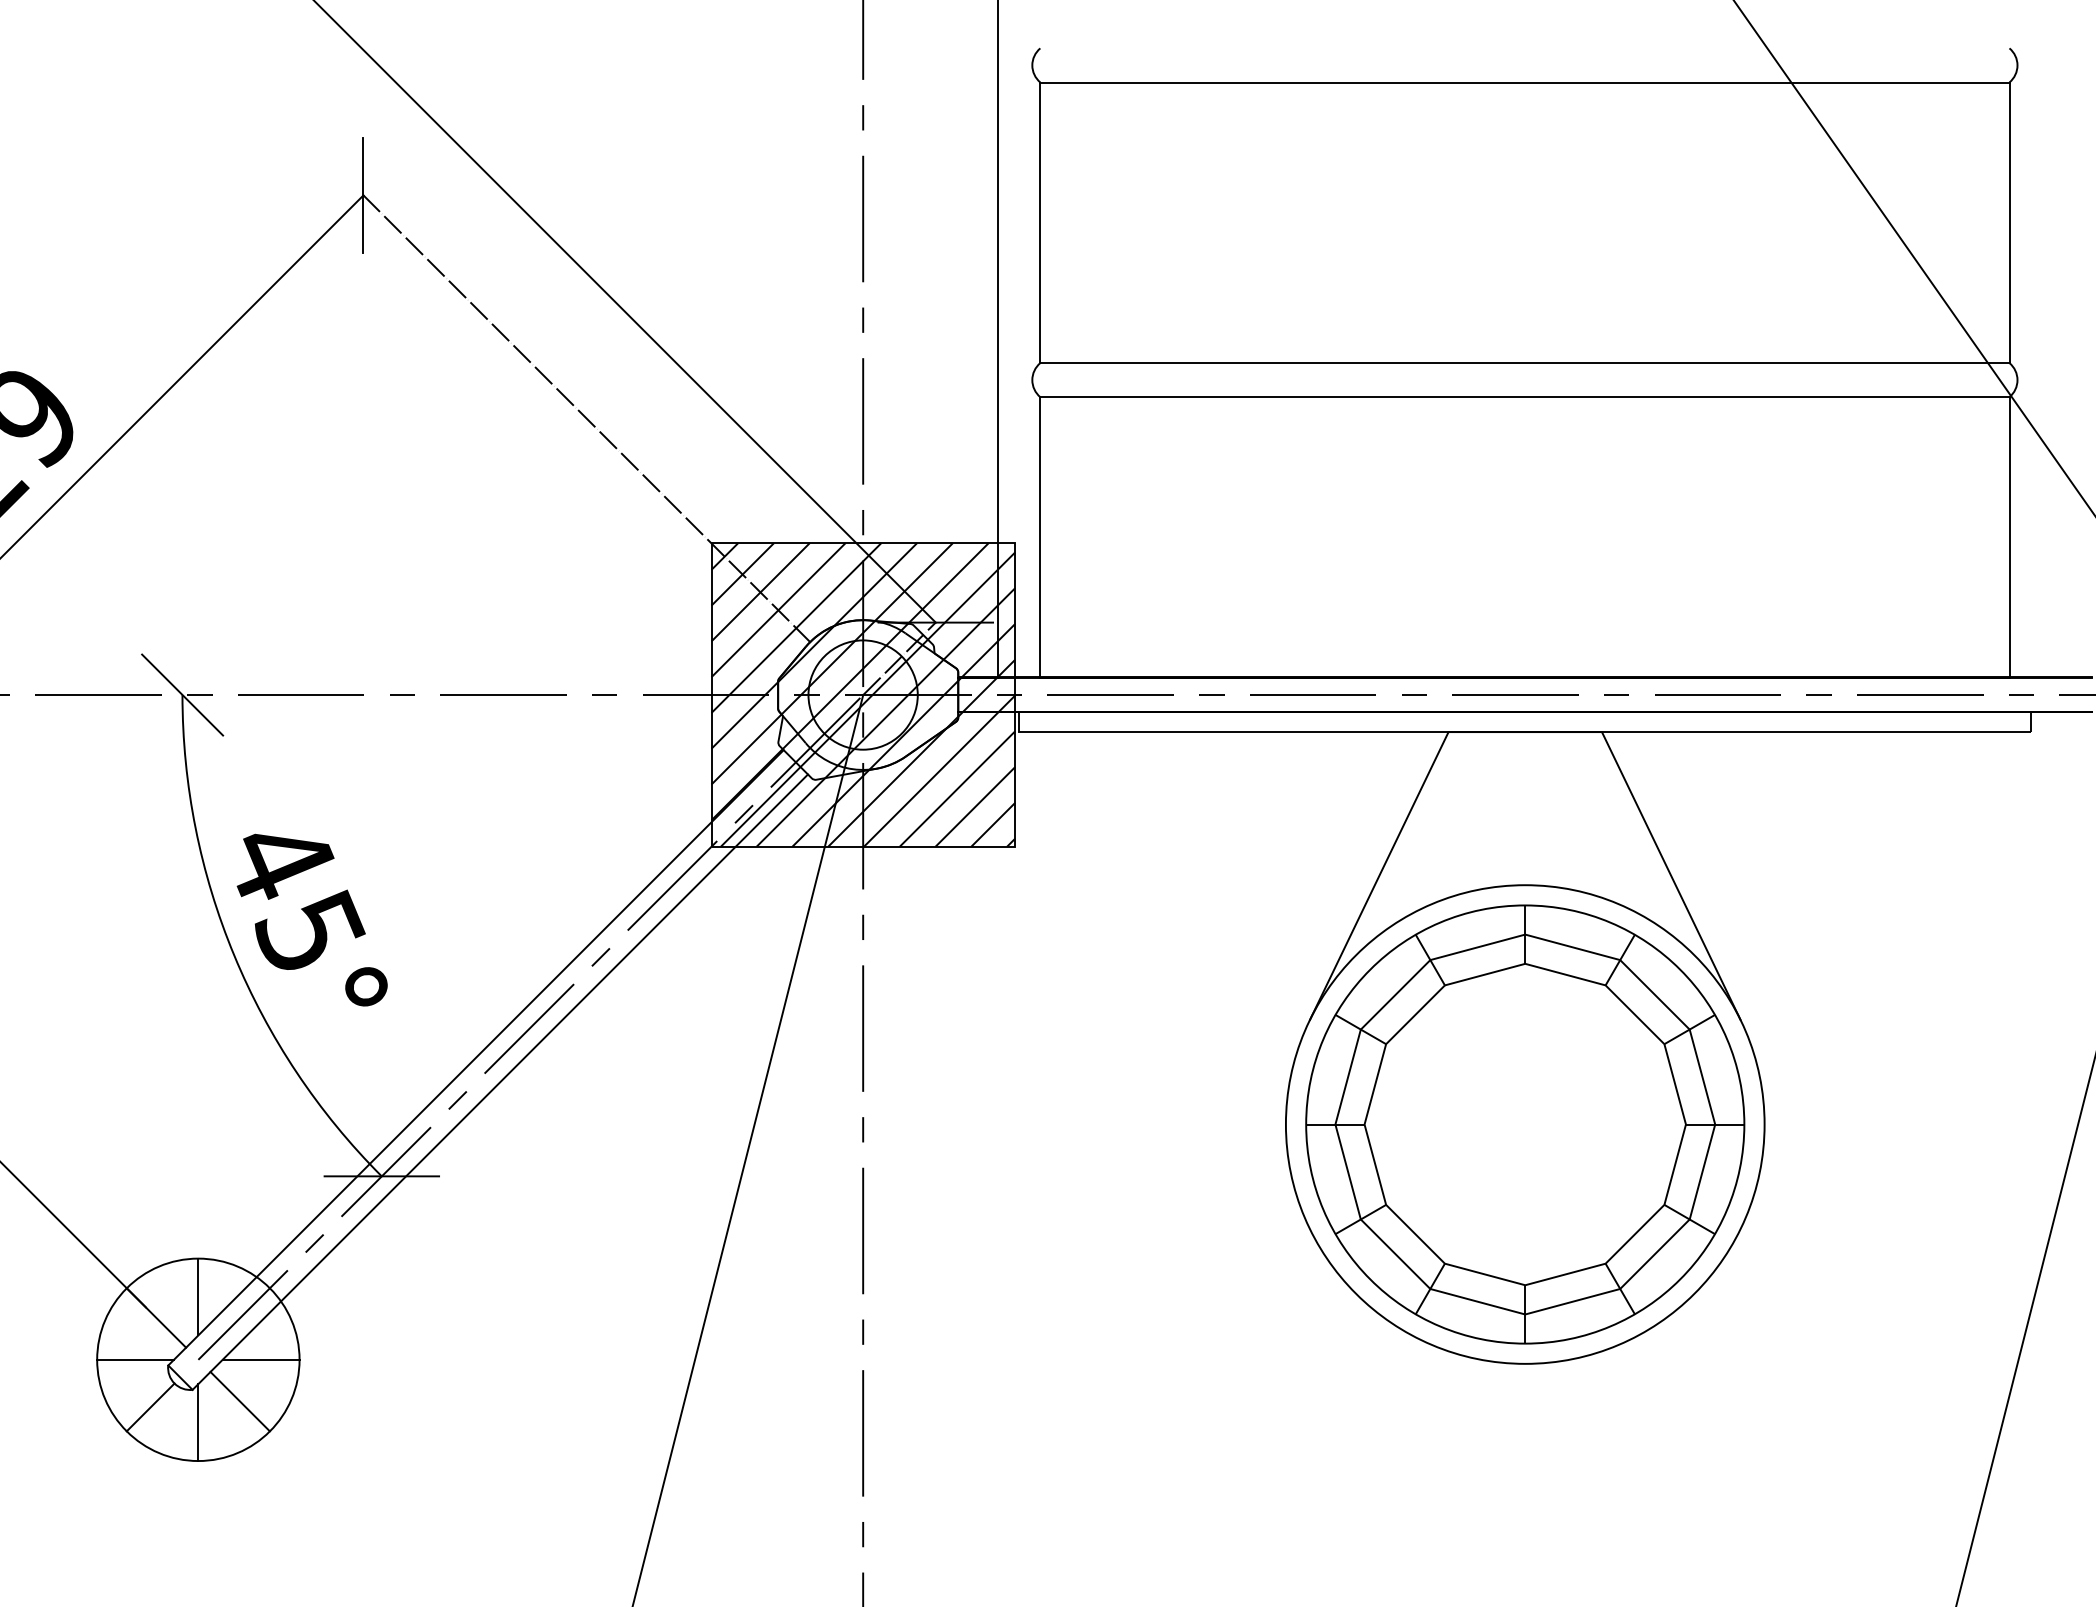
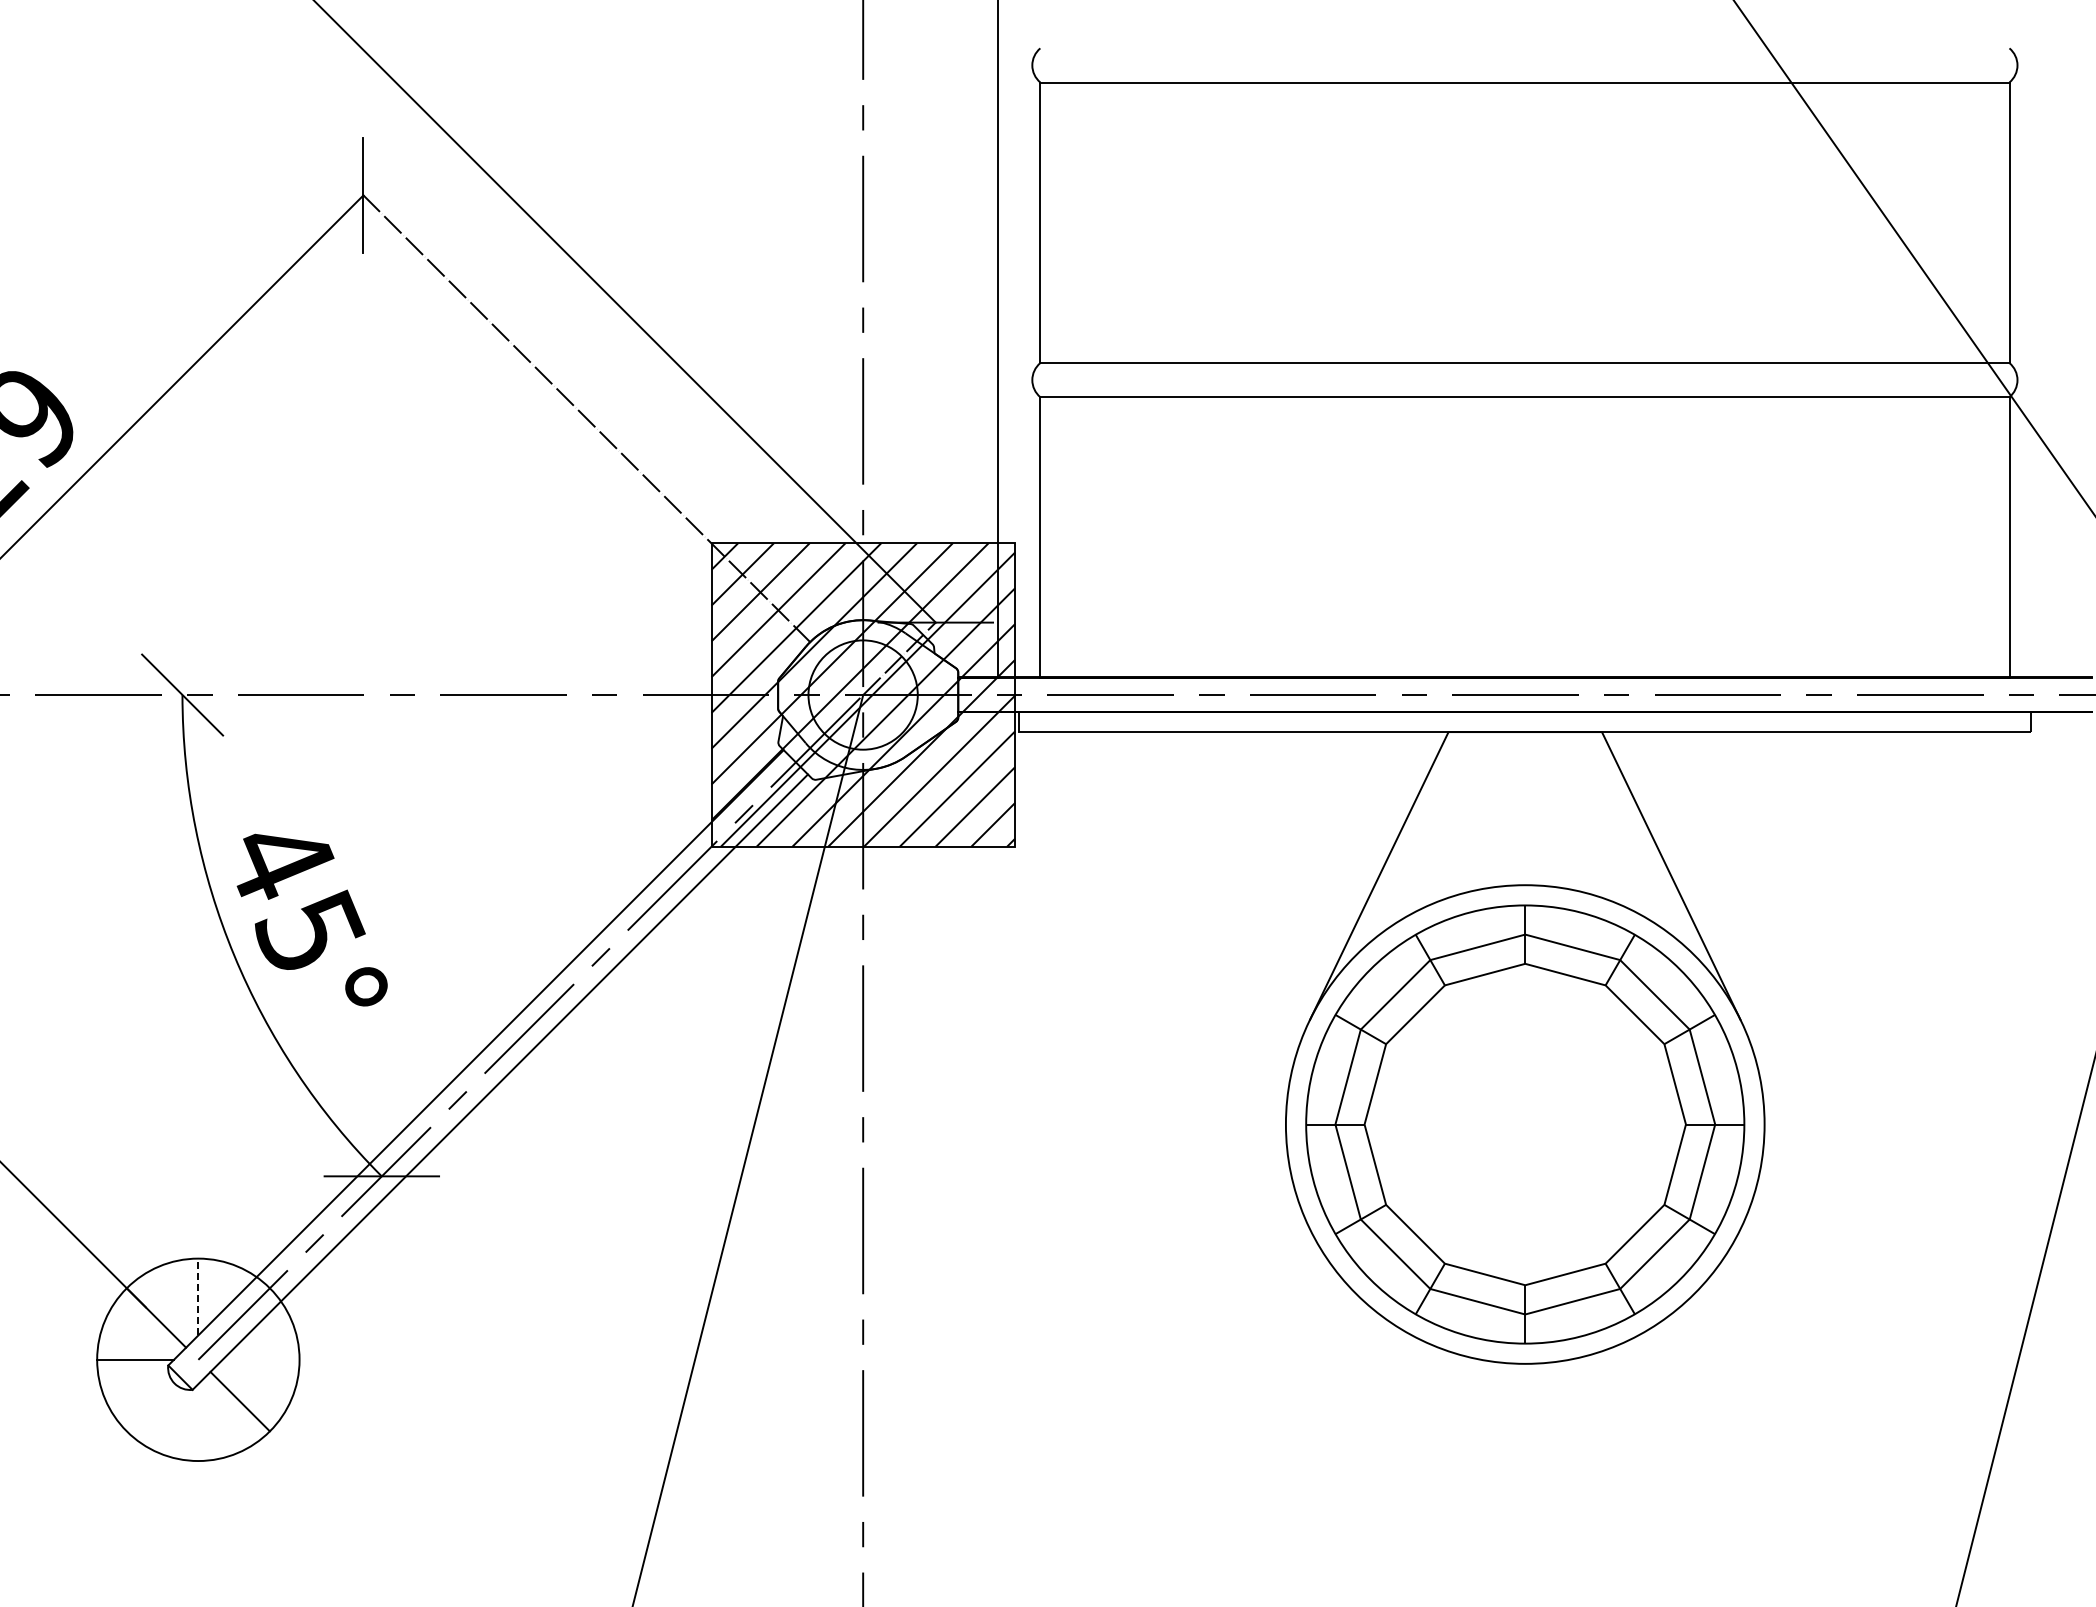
line: solid -> dashed (198, 1296)
line: present -> none (260, 1359)
line: present -> none (150, 1407)
line: present -> none (198, 1422)
